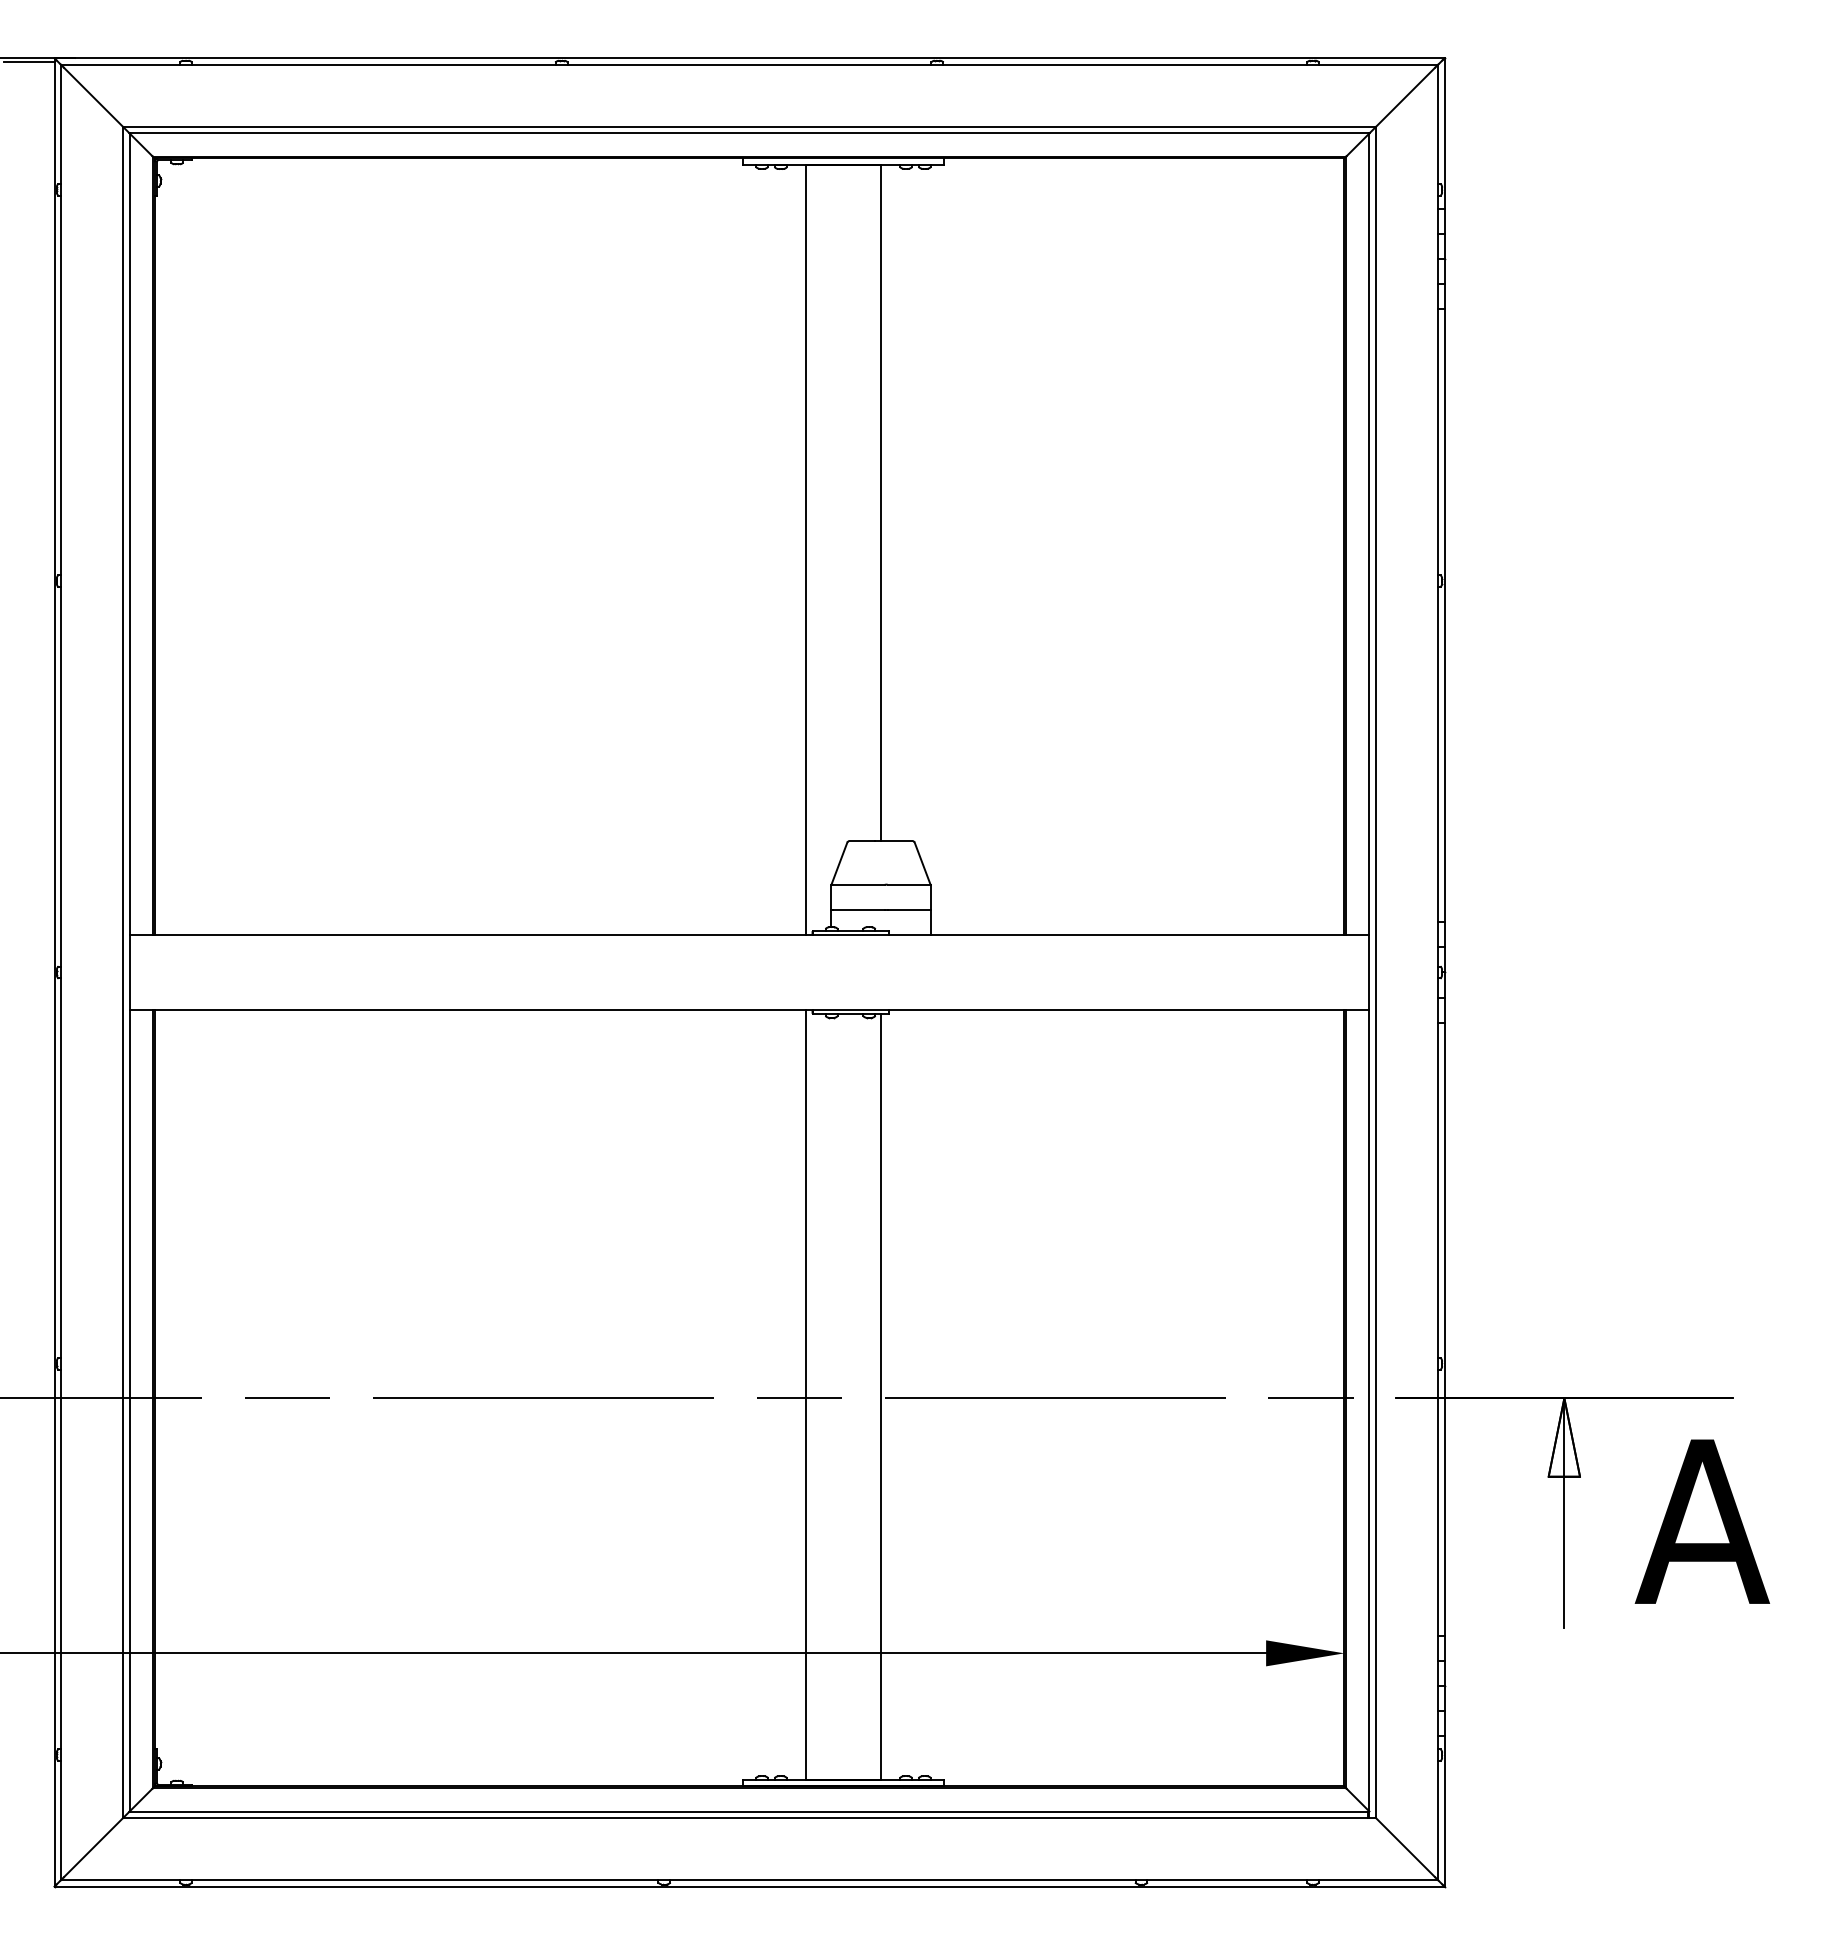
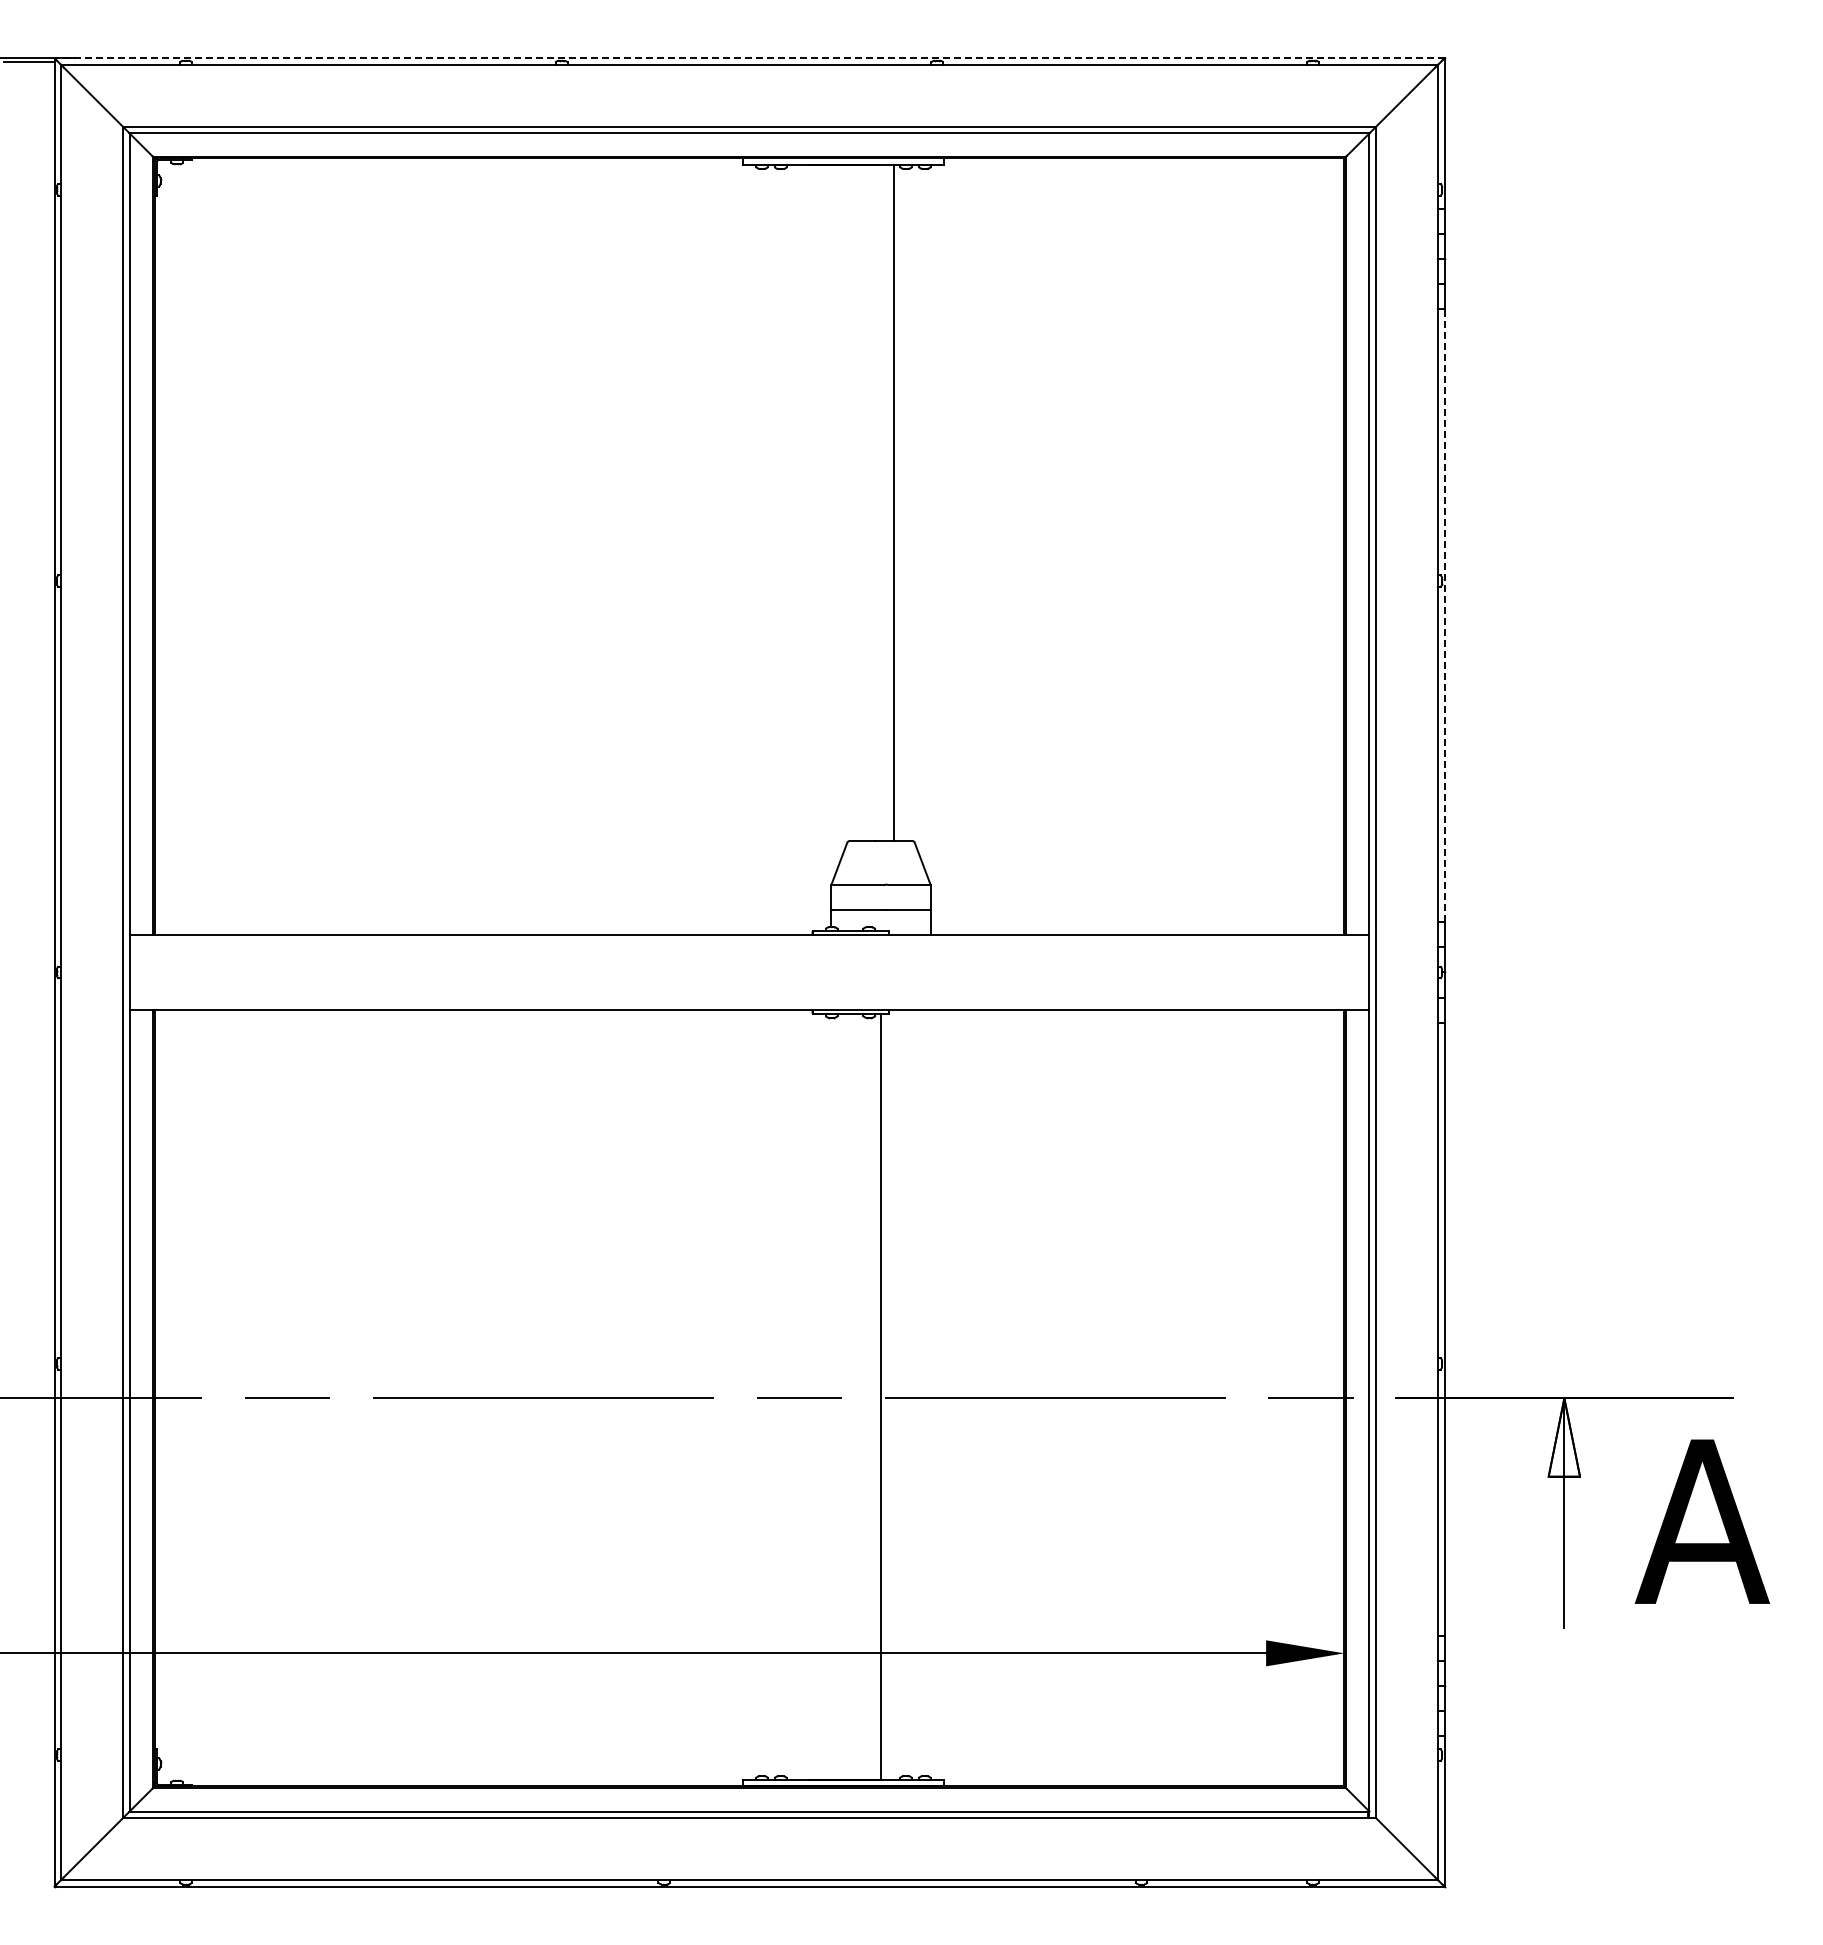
line: solid -> dashed (749, 58)
line position: (881, 502) -> (894, 502) (894, 502)
line: present -> none (805, 549)
line: solid -> dashed (1444, 615)
line: present -> none (805, 1395)
